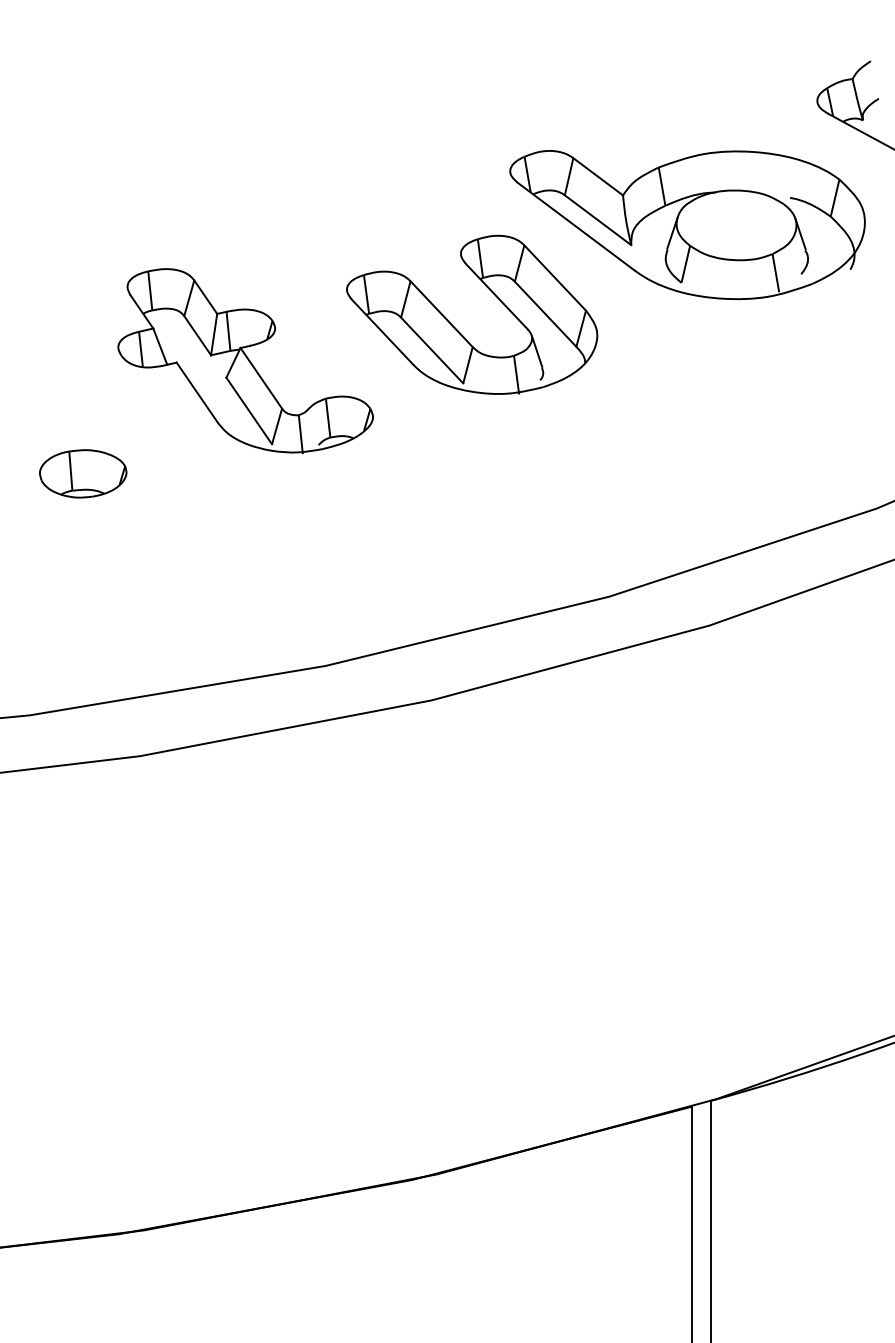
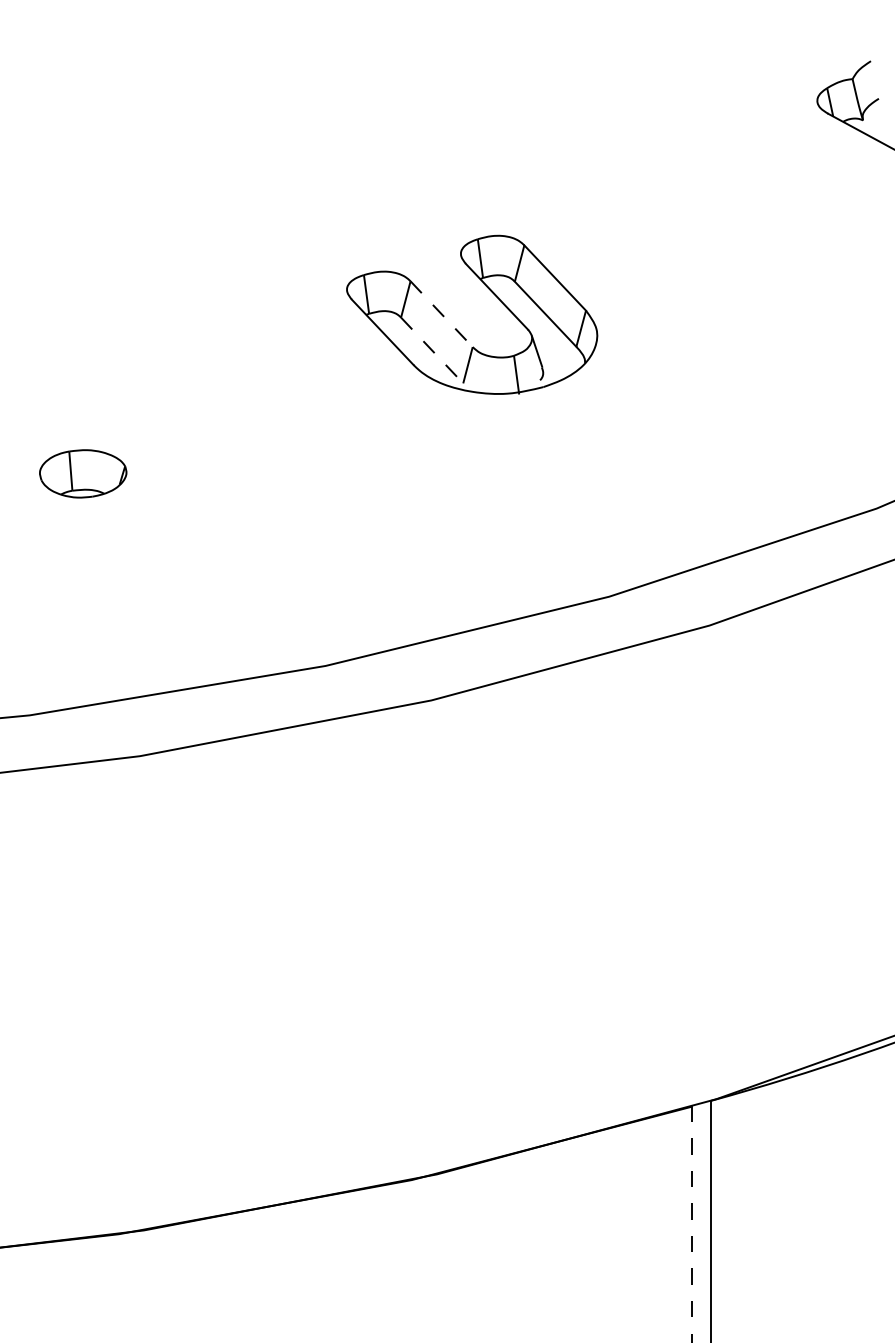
part: present -> none (687, 225)
line: solid -> dashed (441, 314)
line: solid -> dashed (432, 350)
part: present -> none (245, 361)
line: solid -> dashed (691, 1224)
